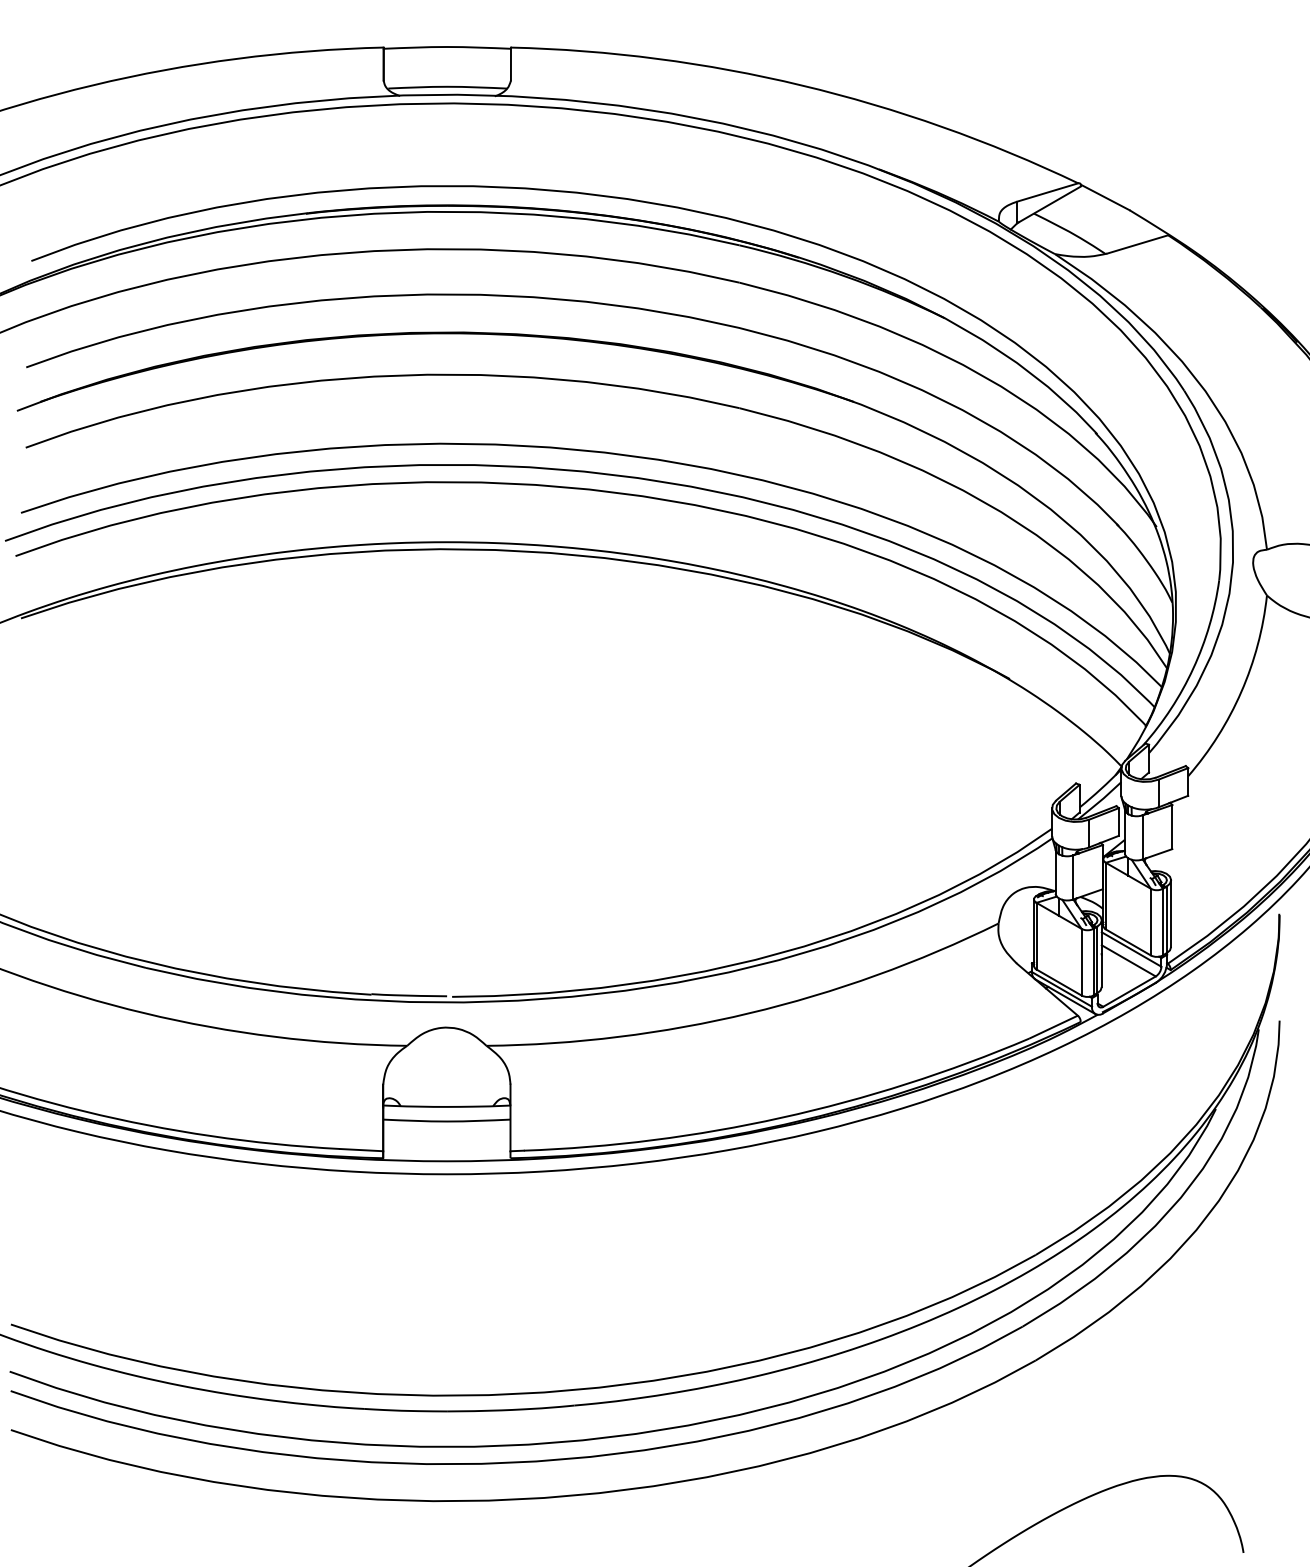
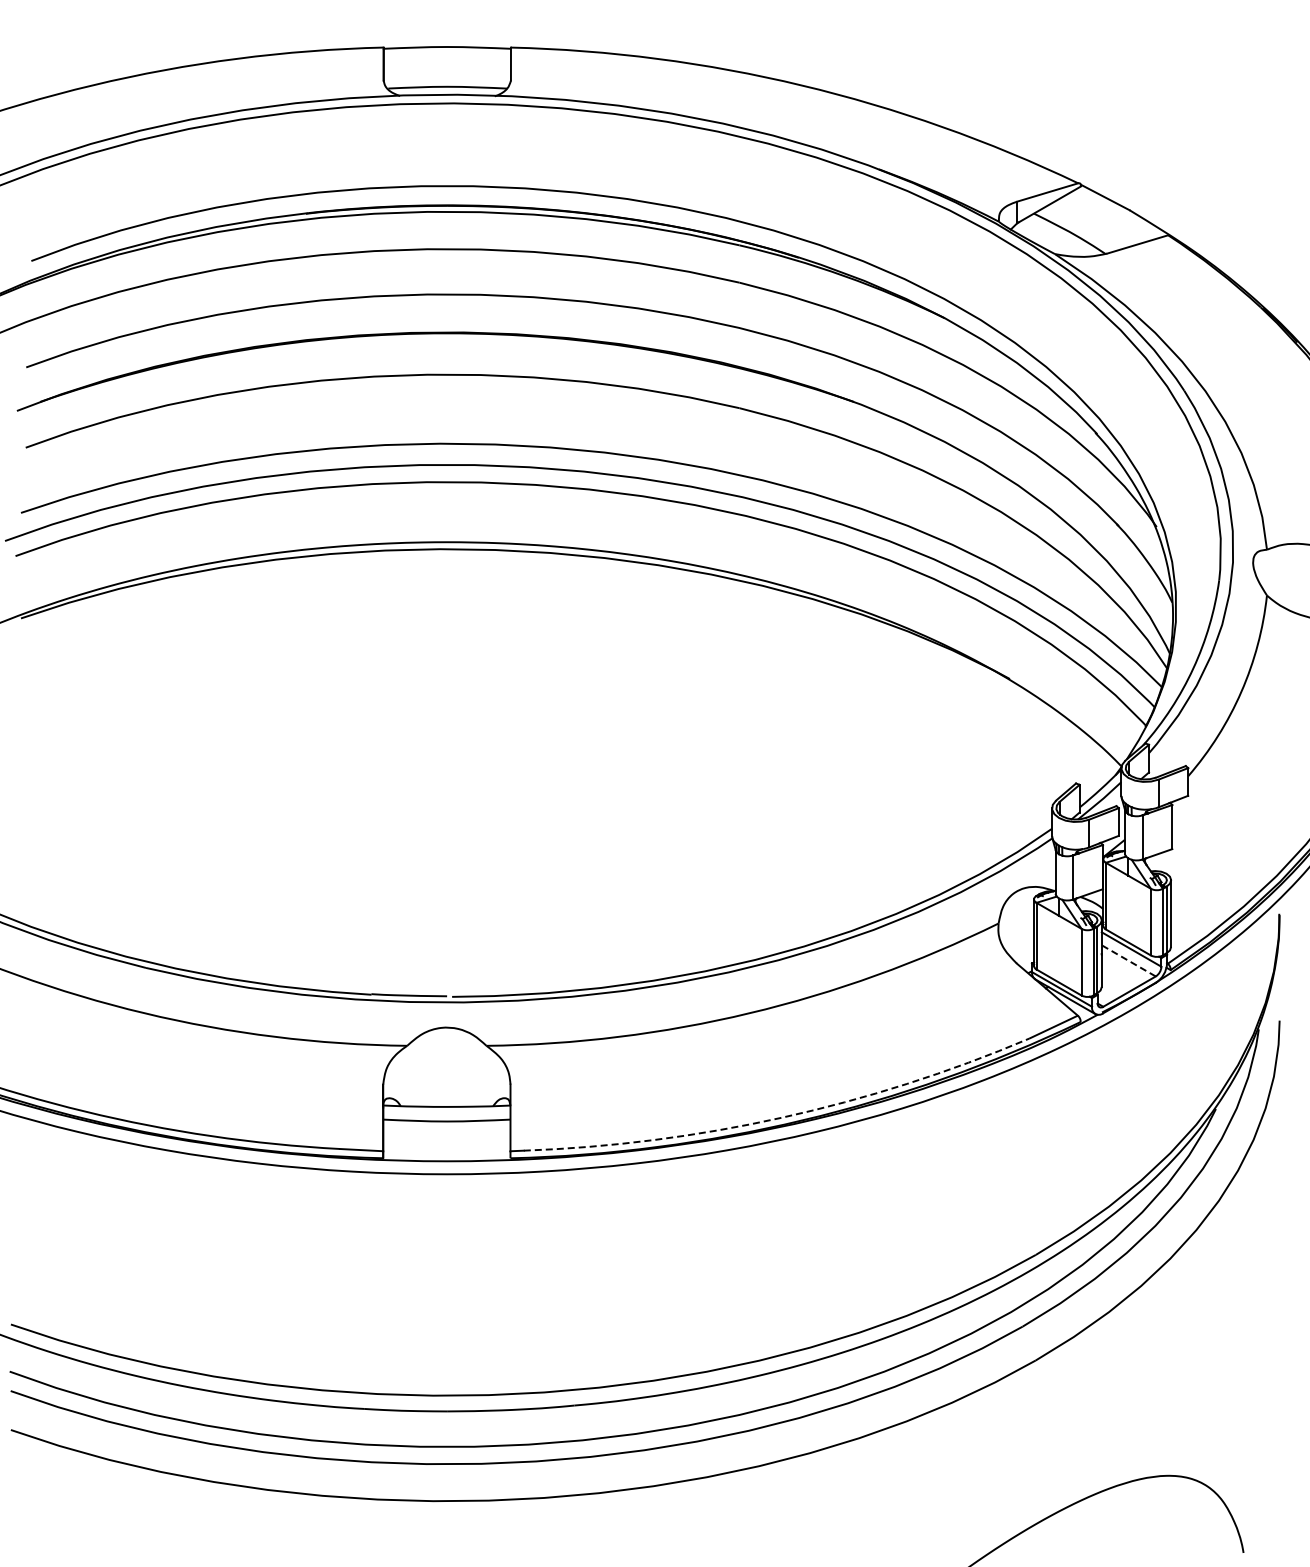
line: solid -> dashed (1128, 960)
arc: solid -> dashed (781, 1117)
